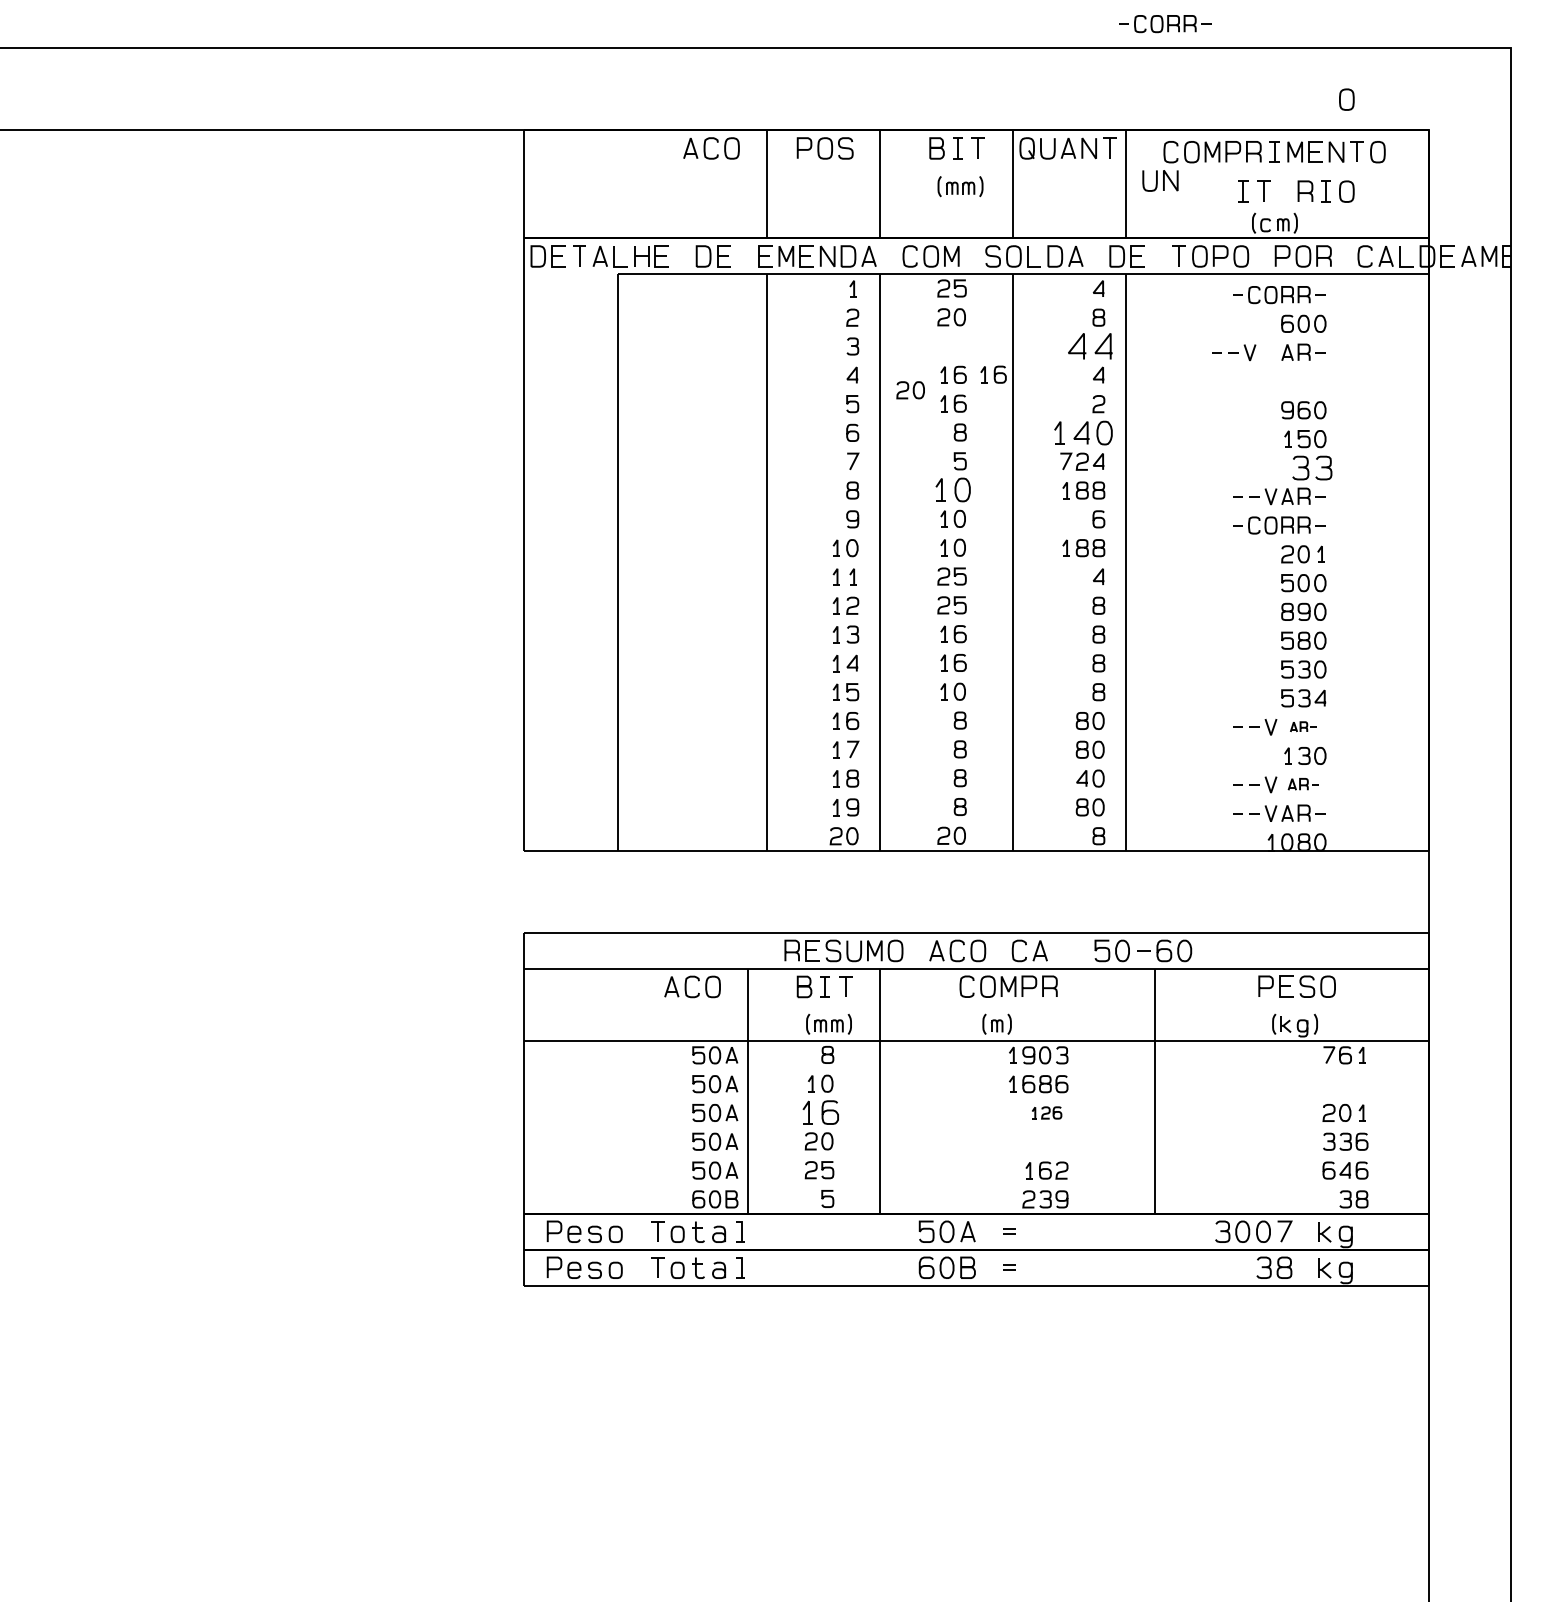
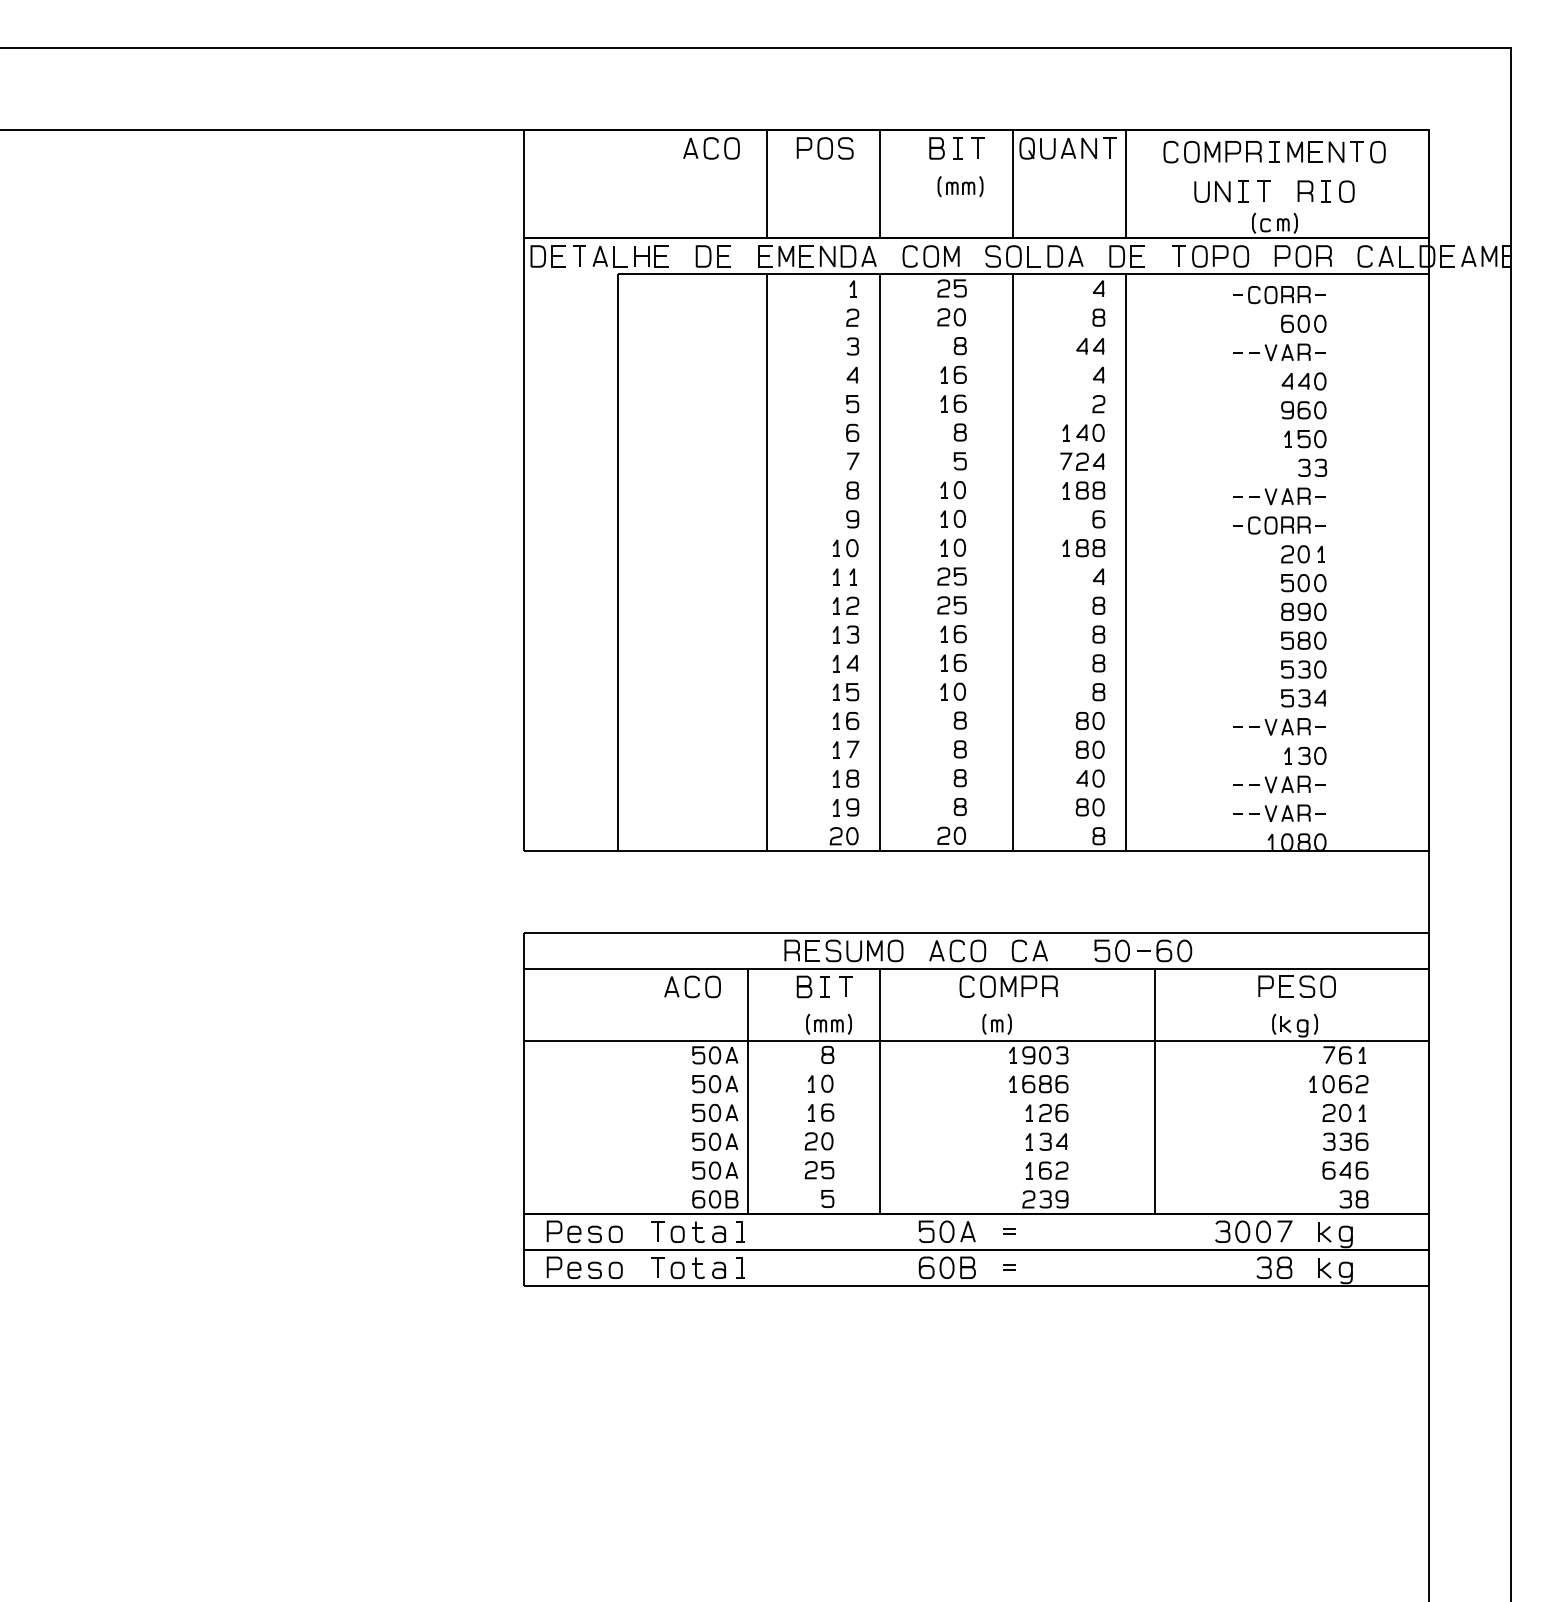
part: present -> none (1165, 24)
part: present -> none (1346, 99)
part position: (1160, 180) -> (1212, 191) (1212, 191)
curve: none -> present (959, 346)
part size: 45x27 px -> 29x17 px (1090, 346)
part position: (1234, 352) -> (1255, 352) (1255, 352)
part: present -> none (993, 374)
part: none -> present (1303, 381)
part: present -> none (910, 390)
part size: 59x26 px -> 43x19 px (1083, 432)
part size: 41x26 px -> 30x19 px (1312, 467)
part size: 36x26 px -> 26x19 px (952, 490)
part size: 27x12 px -> 45x18 px (1303, 726)
part size: 32x13 px -> 45x18 px (1303, 783)
part: none -> present (1338, 1084)
part size: 37x25 px -> 27x19 px (821, 1112)
part size: 31x14 px -> 44x18 px (1046, 1112)
part: none -> present (1046, 1141)
